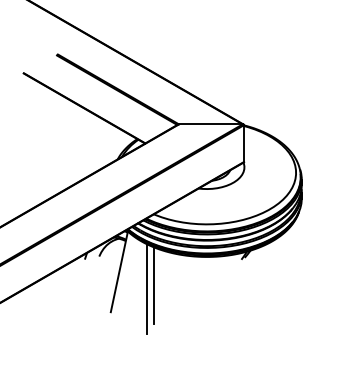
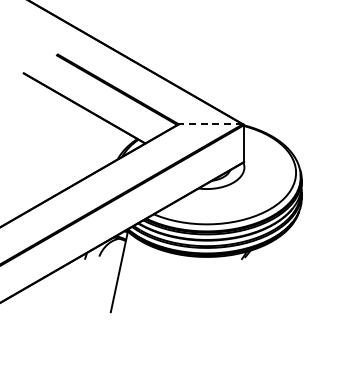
line: solid -> dashed (210, 124)
line: present -> none (153, 285)
line: present -> none (147, 288)
